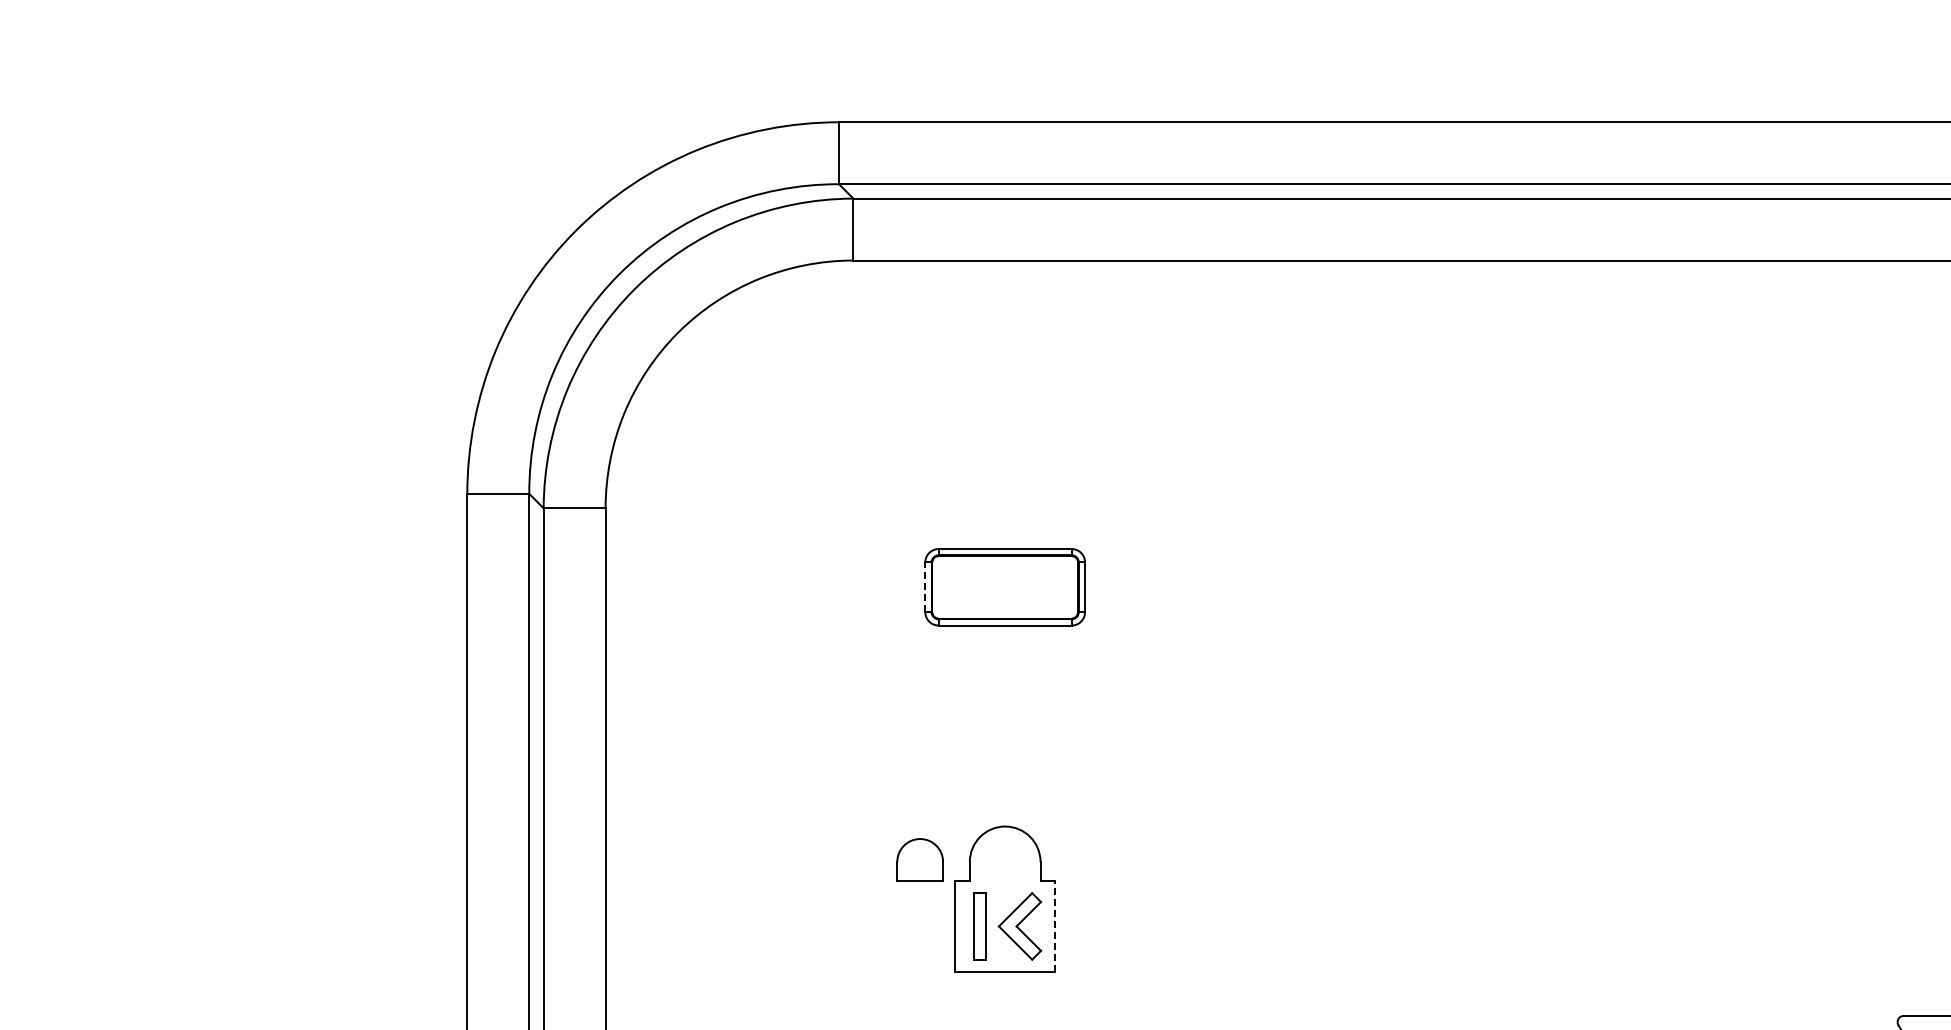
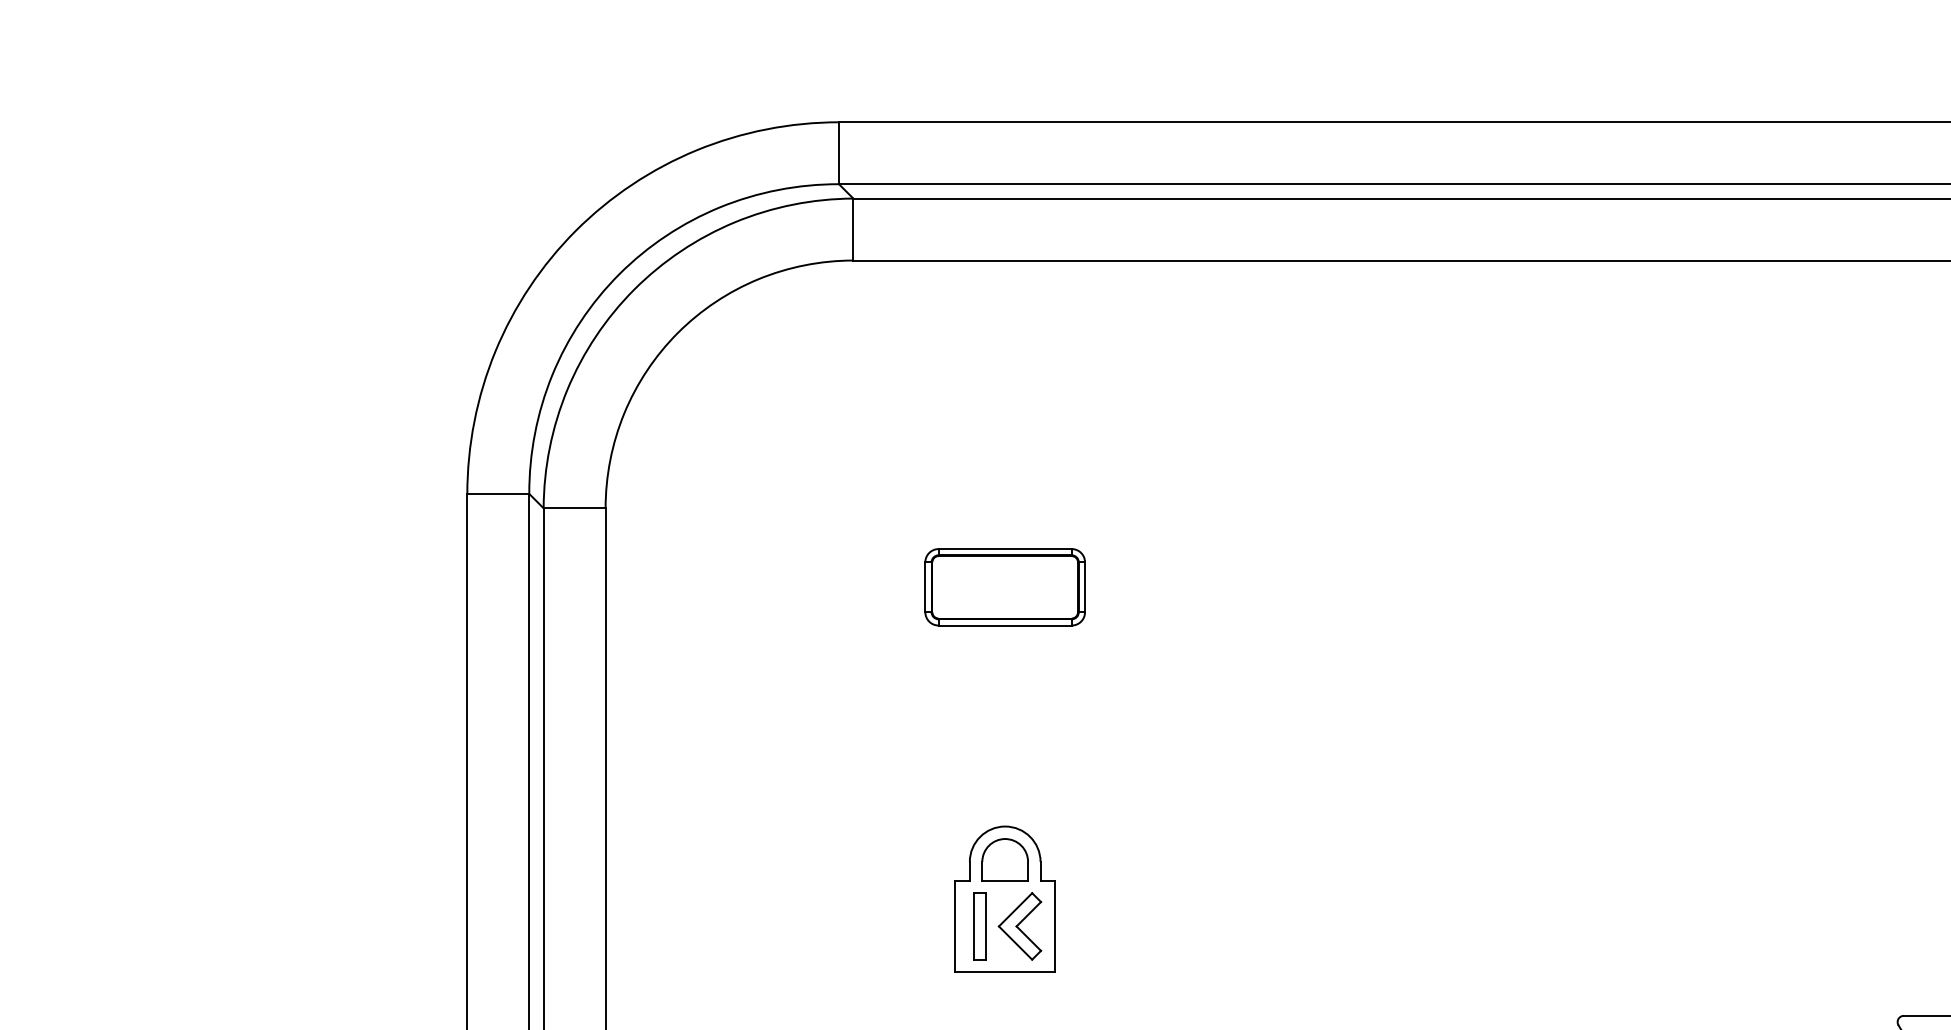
line: dashed -> solid (925, 587)
part position: (919, 859) -> (1004, 859) (1004, 859)
line: dashed -> solid (1055, 926)
